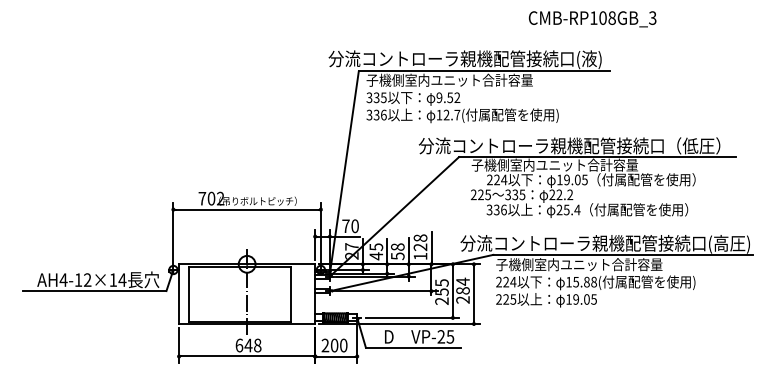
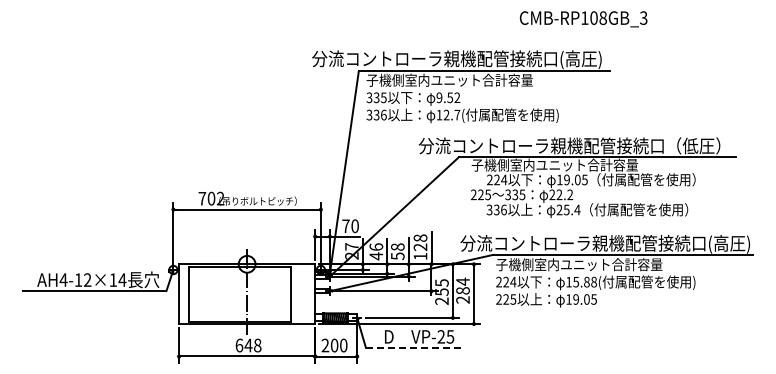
text position: (592, 19) -> (583, 19) (583, 19)
text: 分流コントローラ親機配管接続口(液) -> 分流コントローラ親機配管接続口(高圧) (454, 59)
text: 45 -> 46 (376, 246)
line: solid -> dashed (413, 347)
